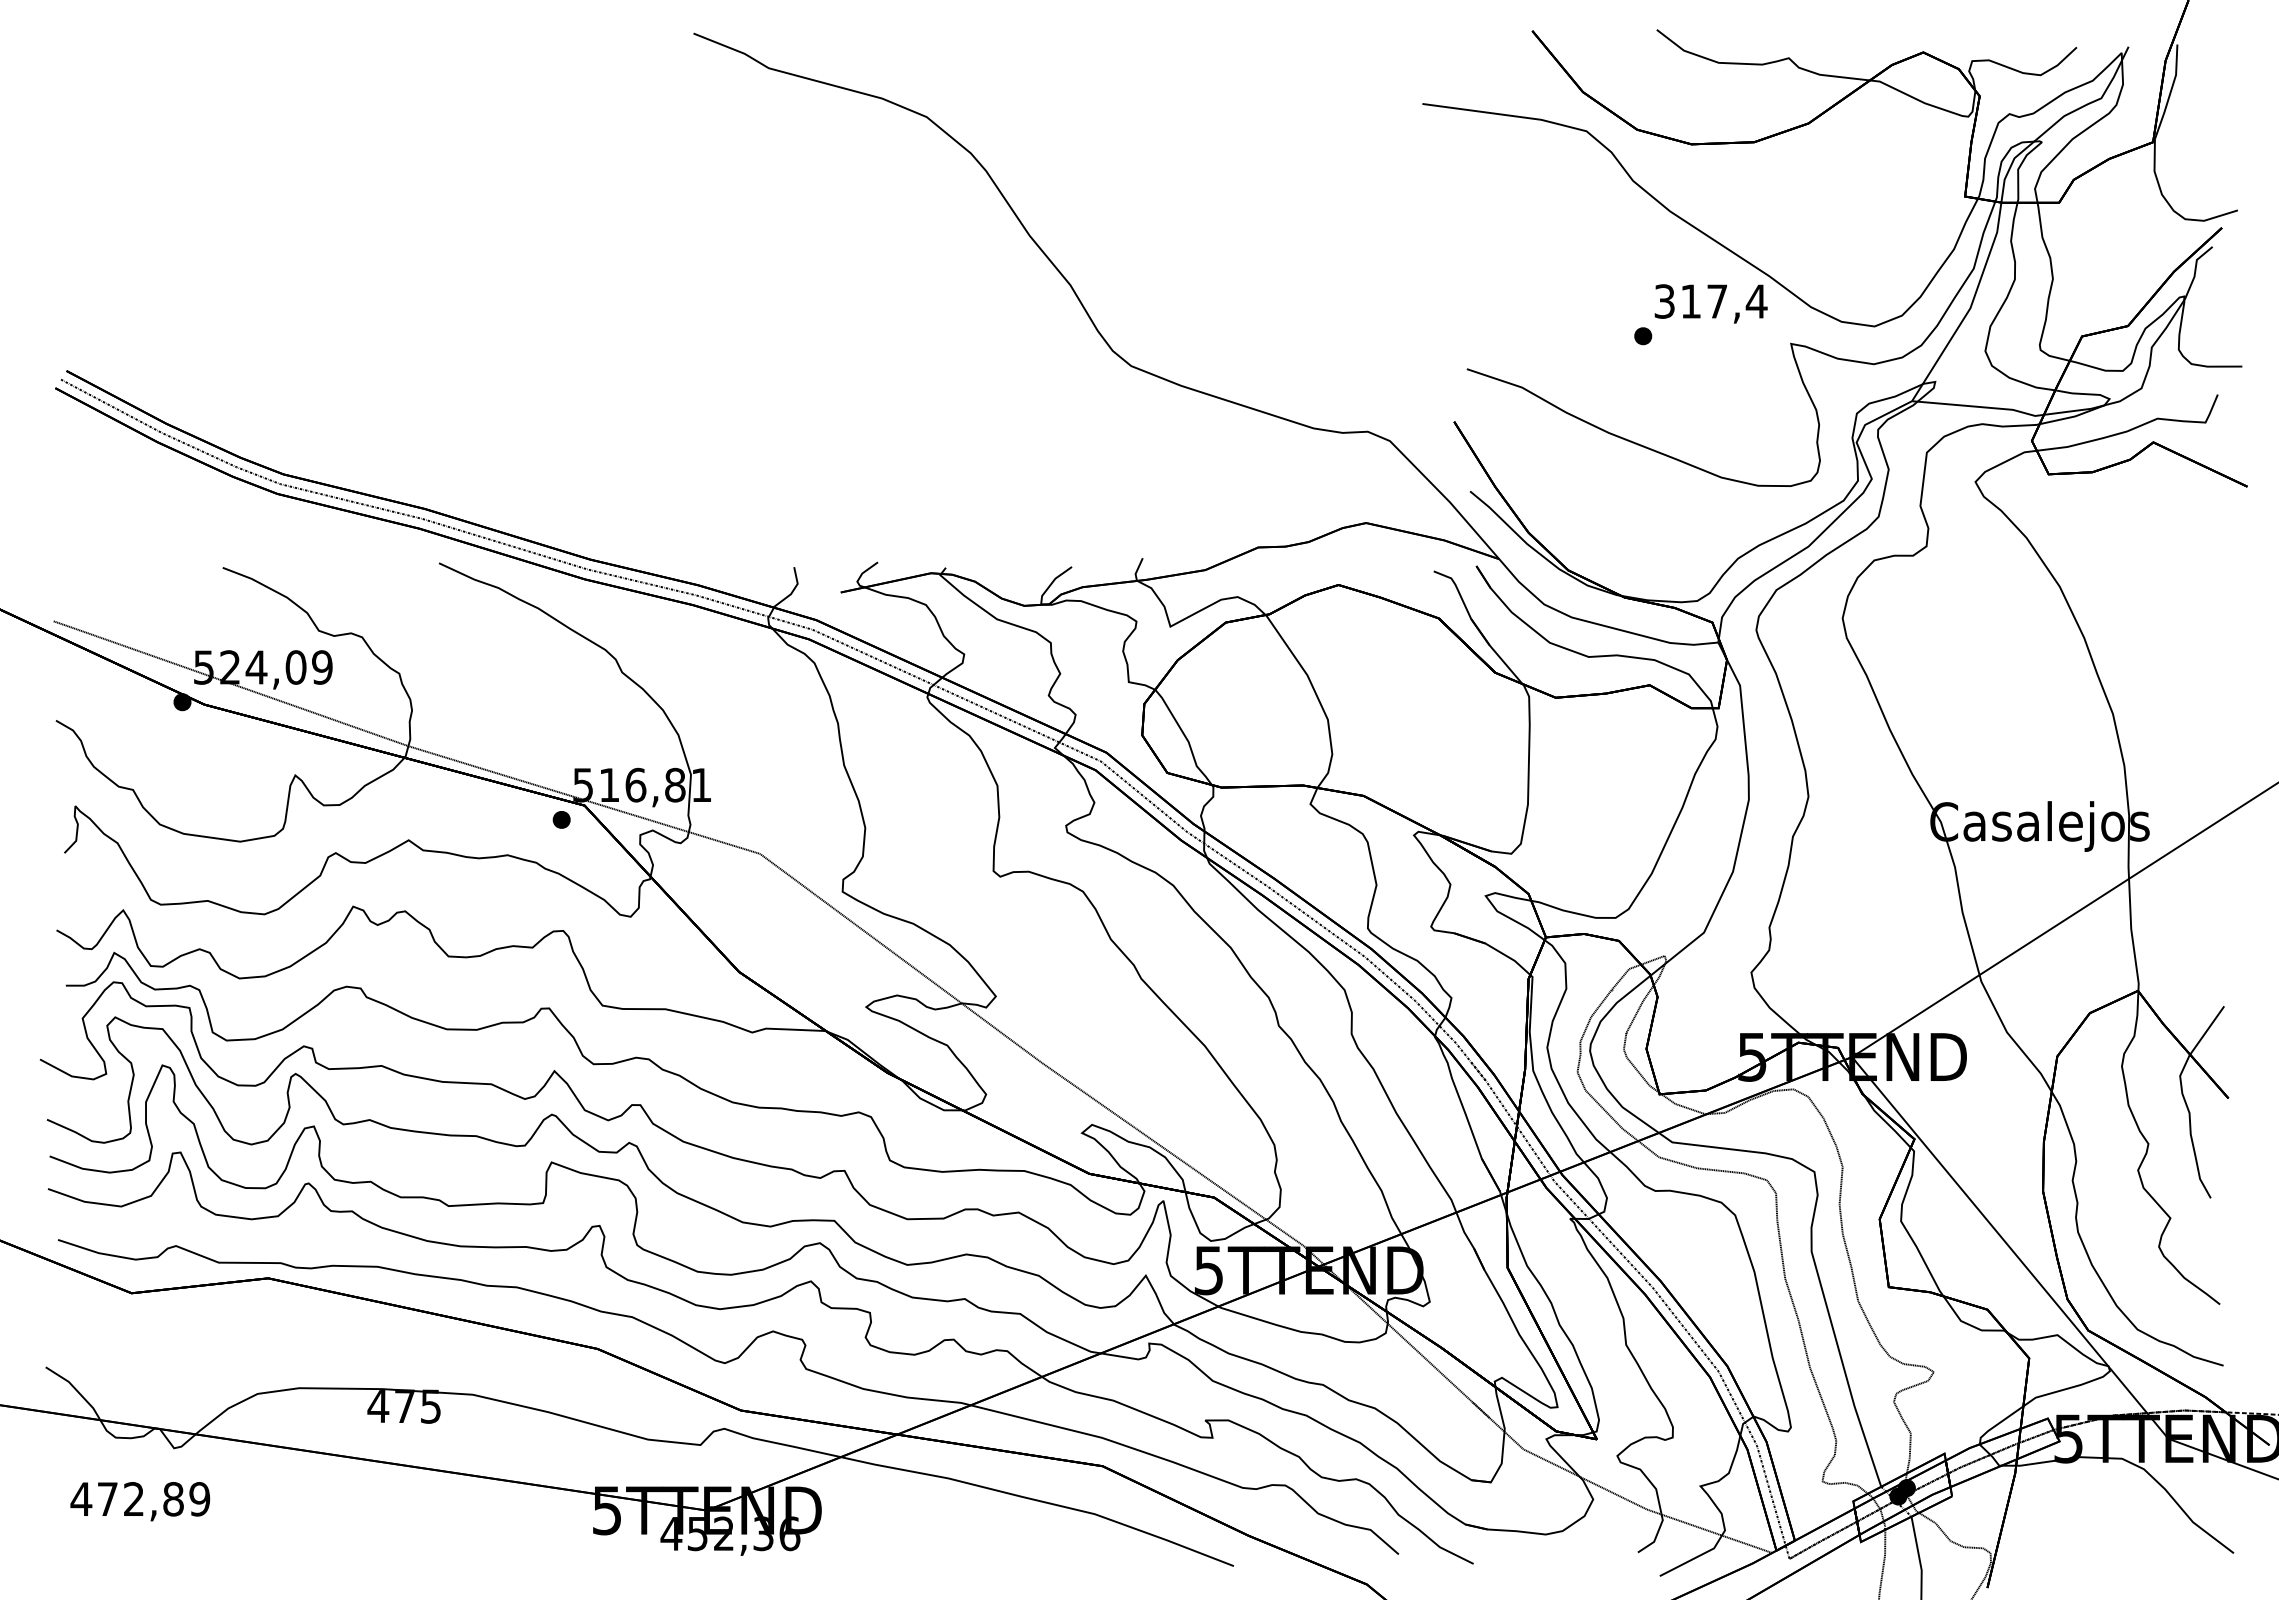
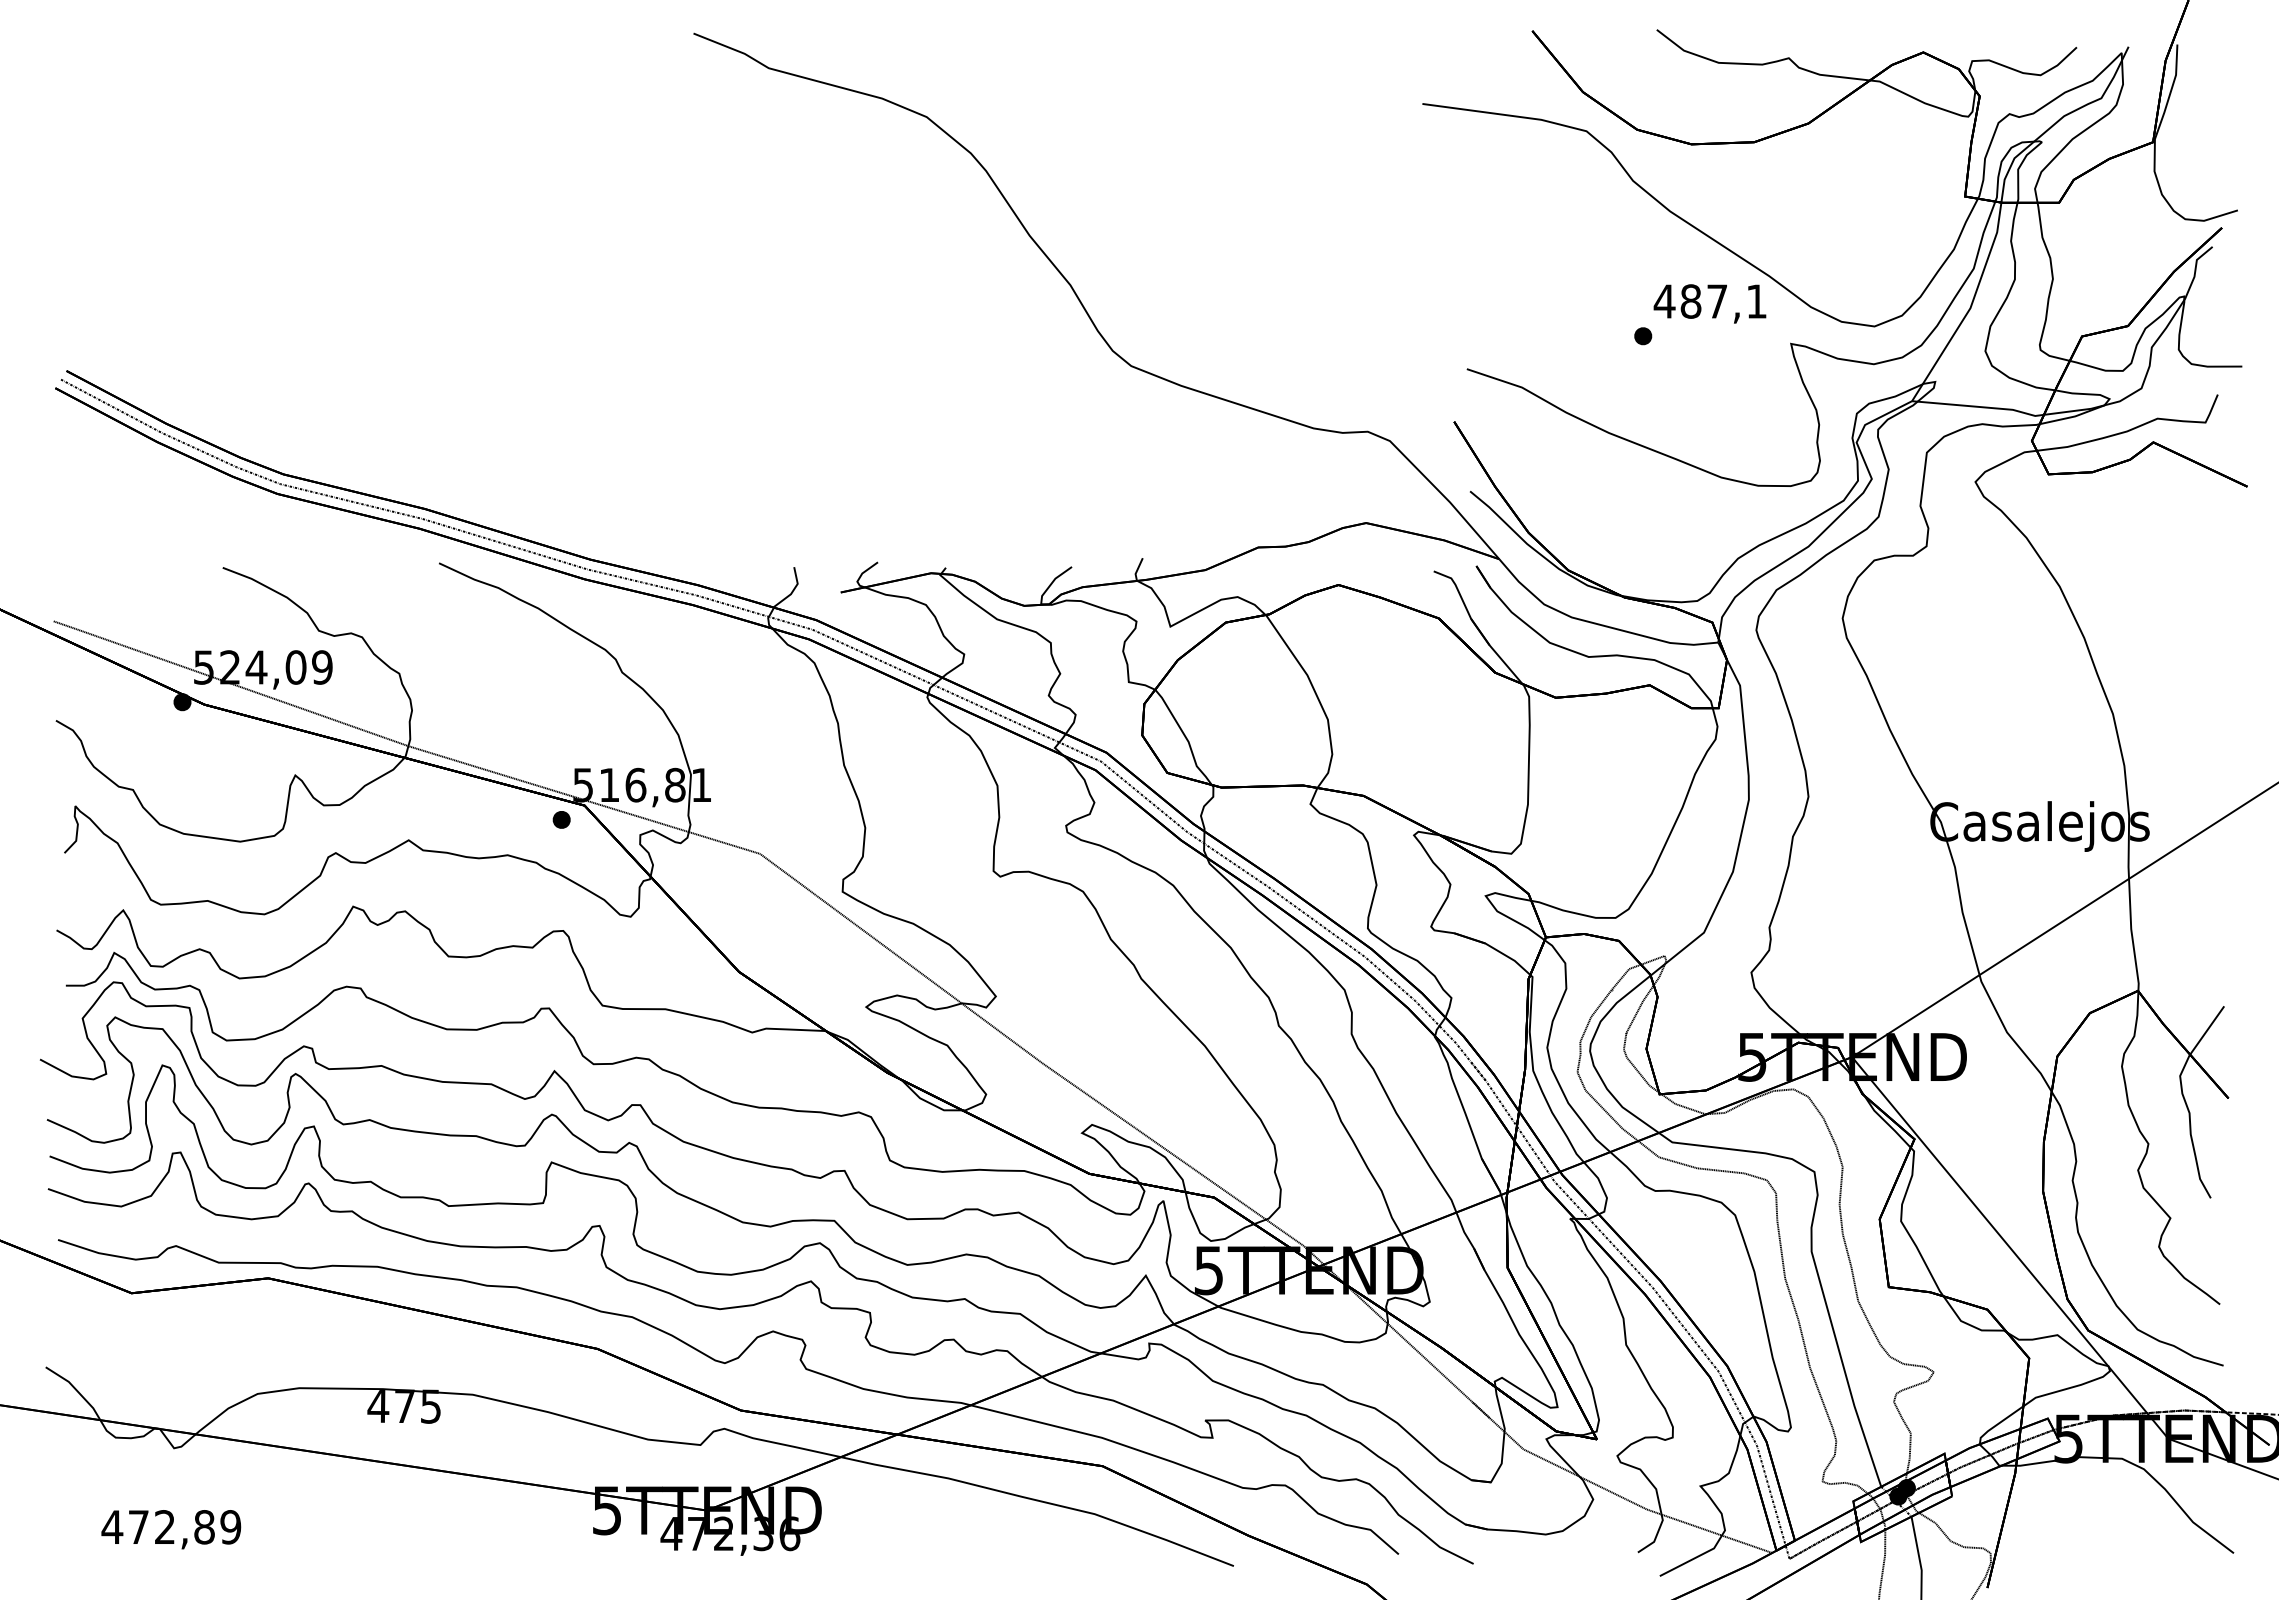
text: 317,4 -> 487,1 (1710, 301)
text position: (140, 1501) -> (171, 1529) (171, 1529)
text: 452,36 -> 472,36 (697, 1534)
